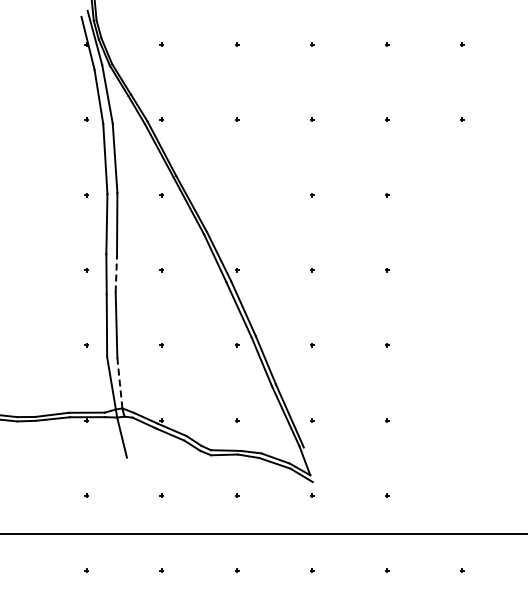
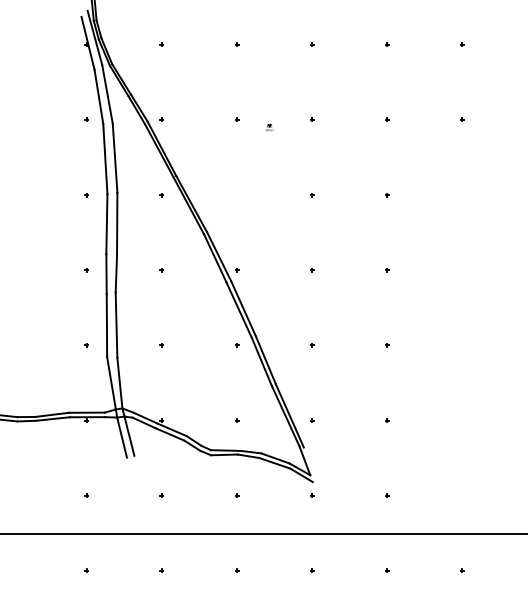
part: none -> present (269, 127)
line: dashed -> solid (116, 273)
line: dashed -> solid (119, 382)
line: none -> present (129, 435)
